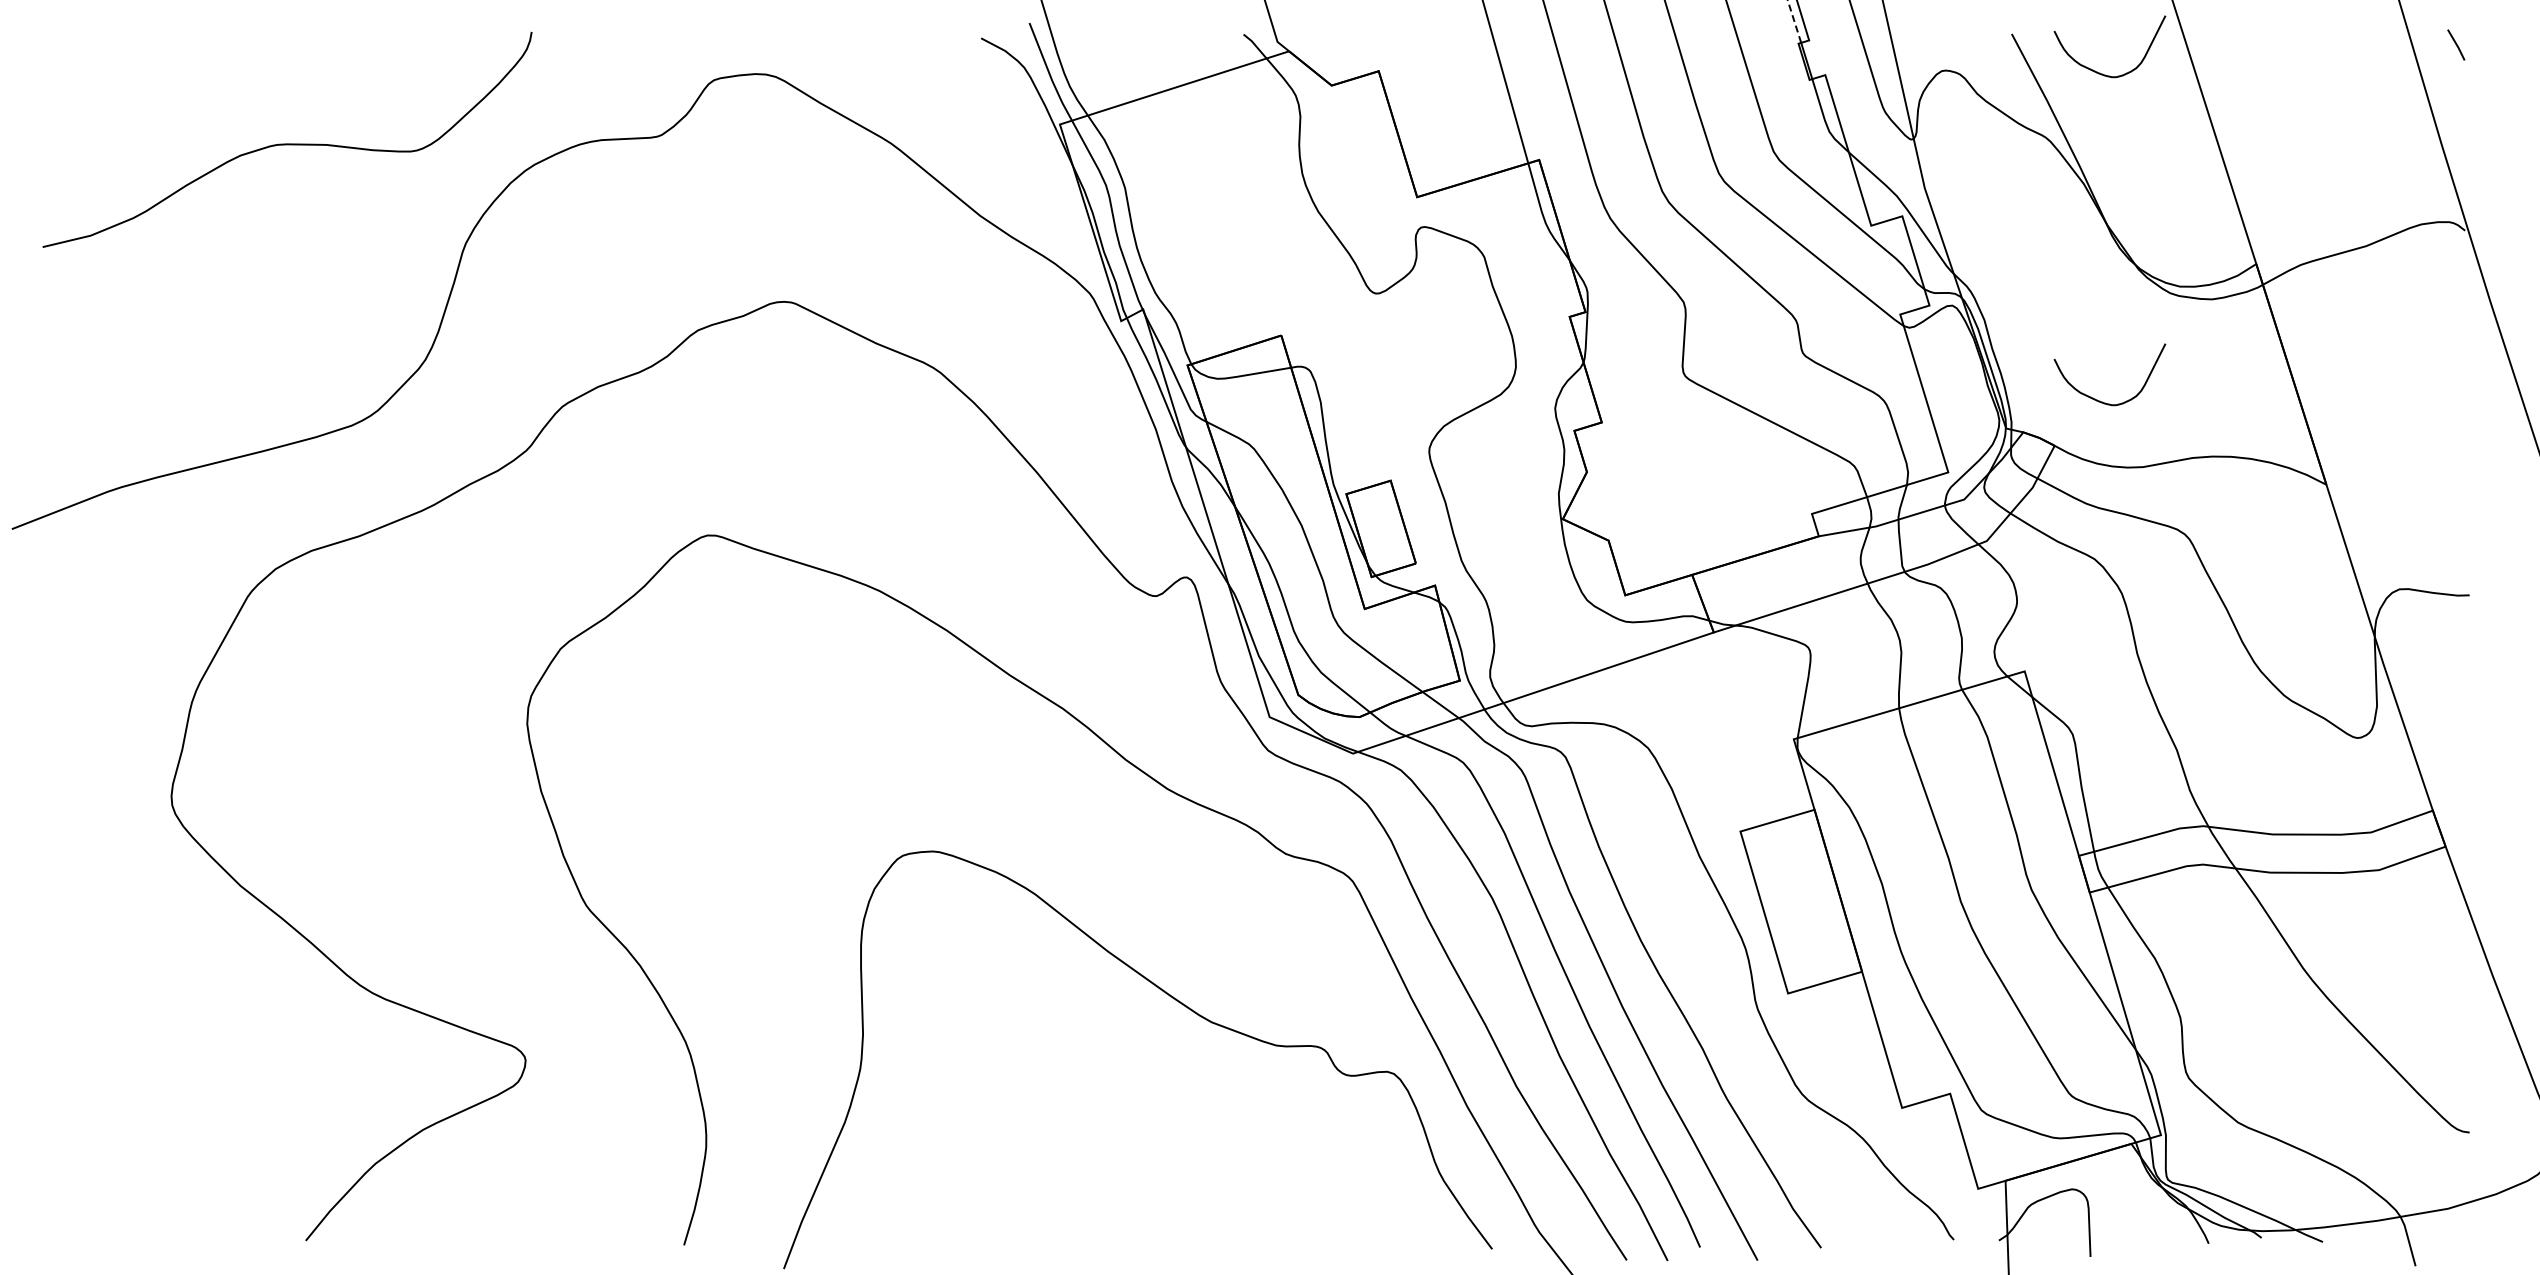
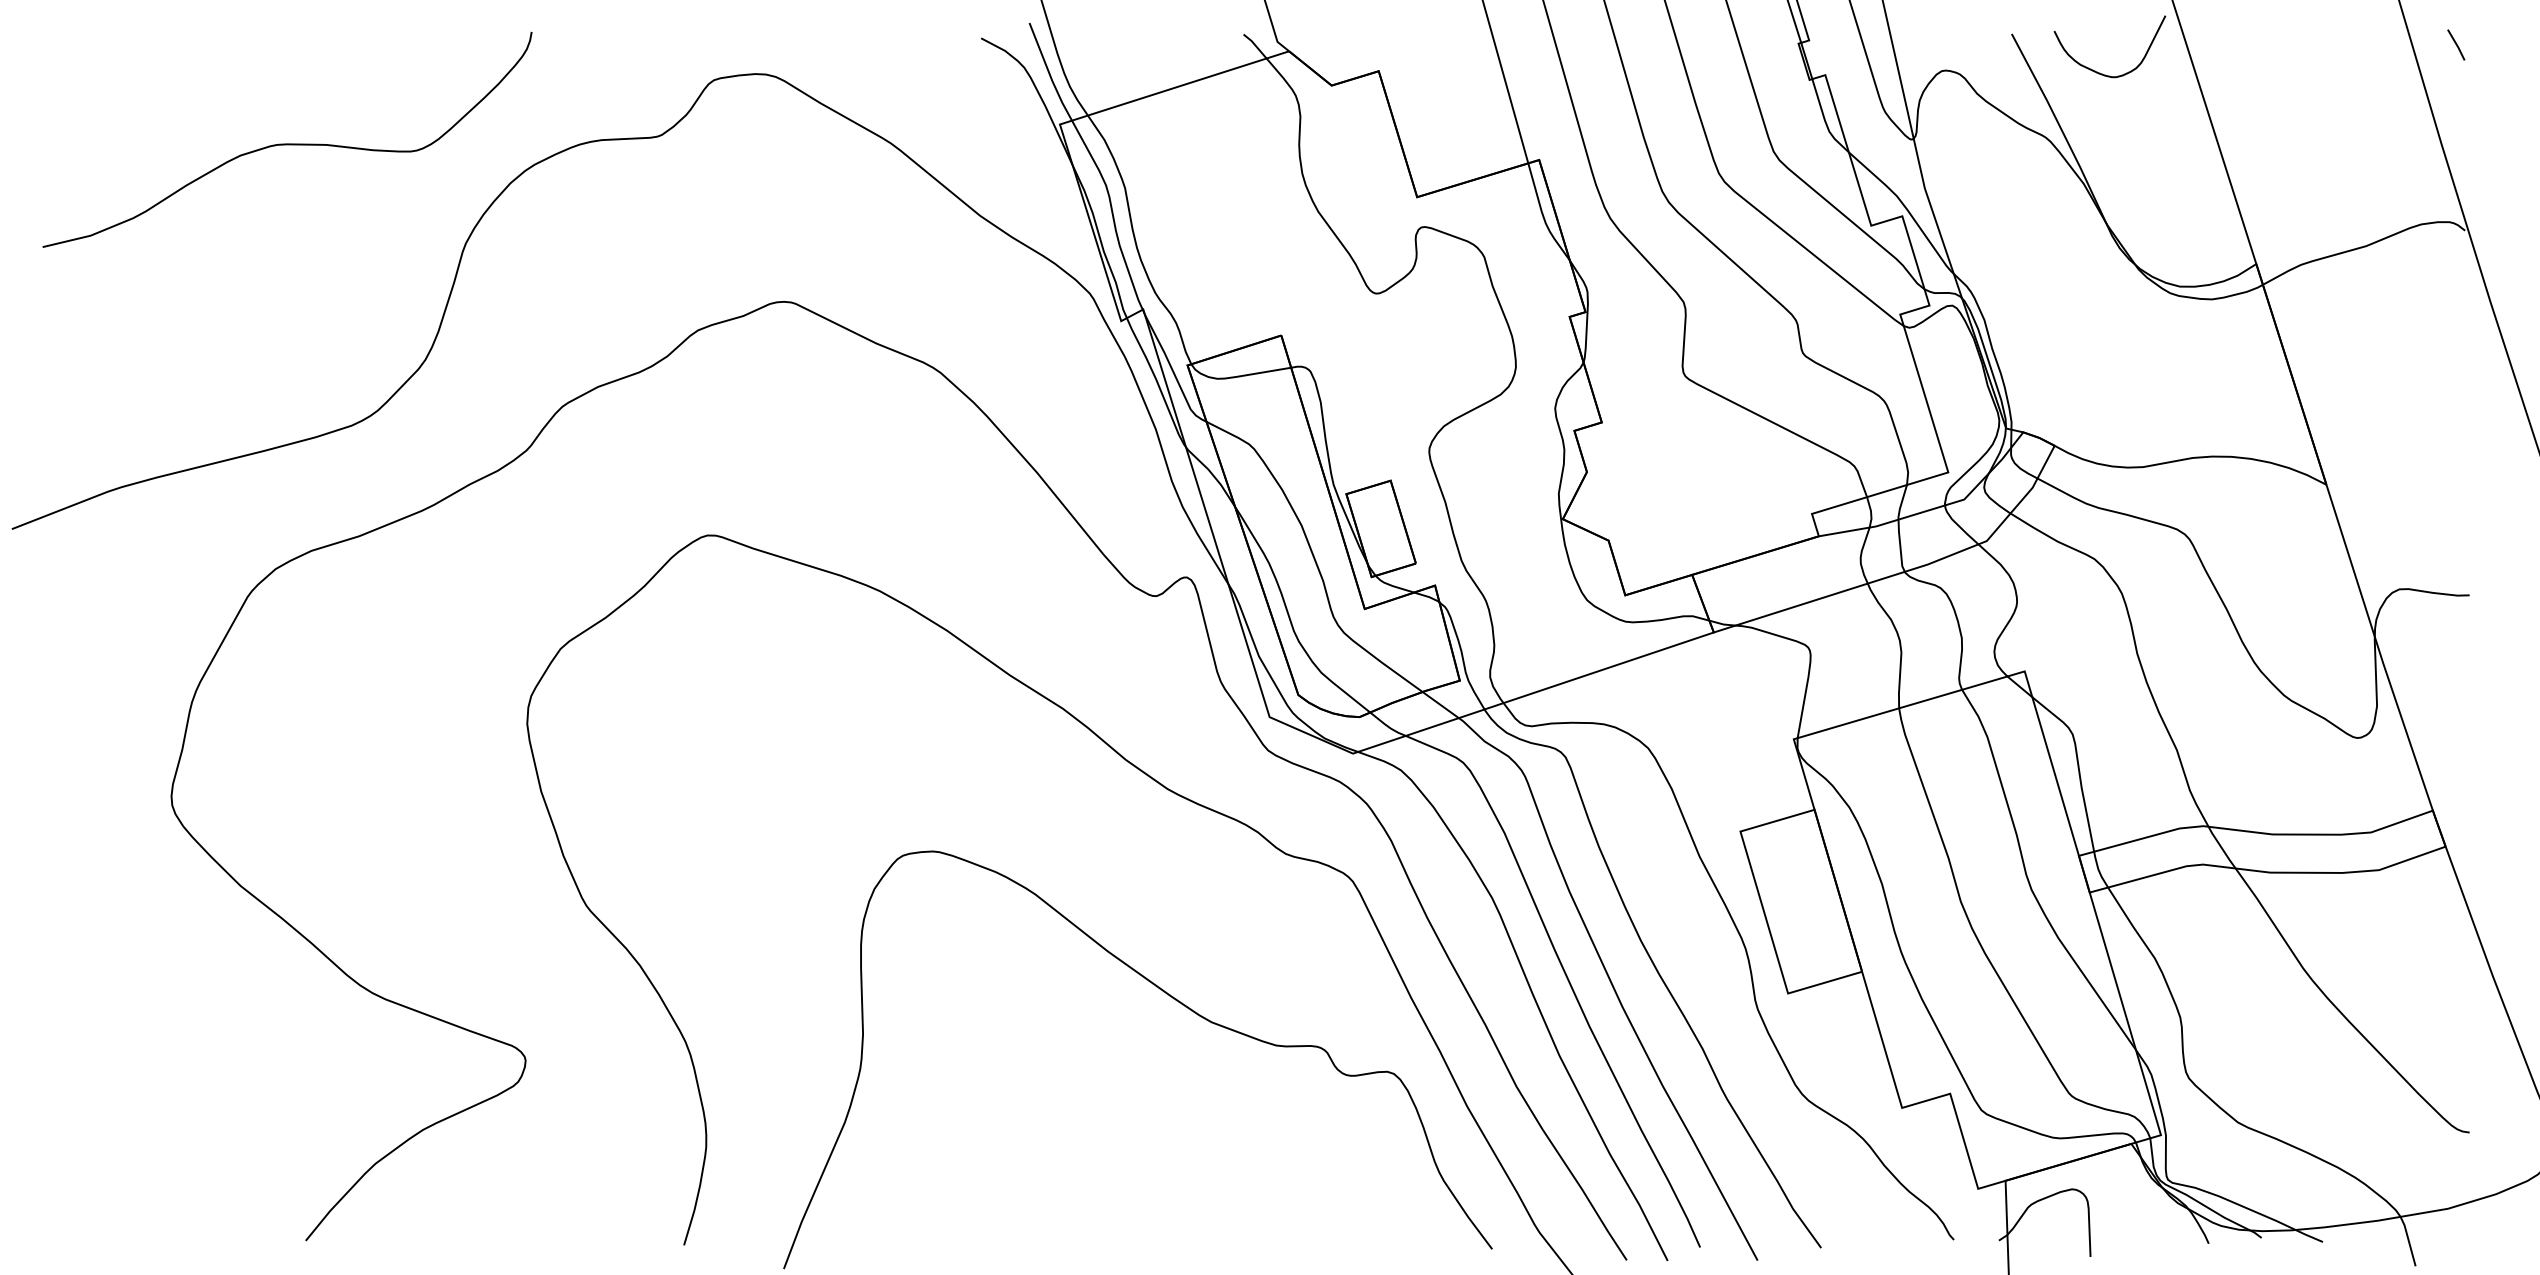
line: dashed -> solid (1794, 21)
curve: present -> none (2097, 399)
